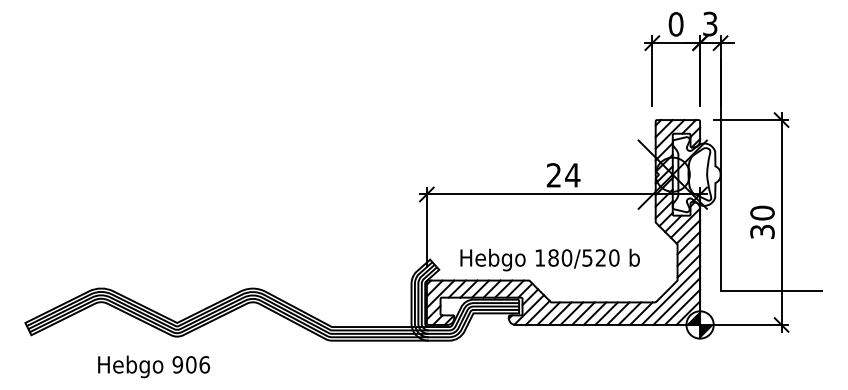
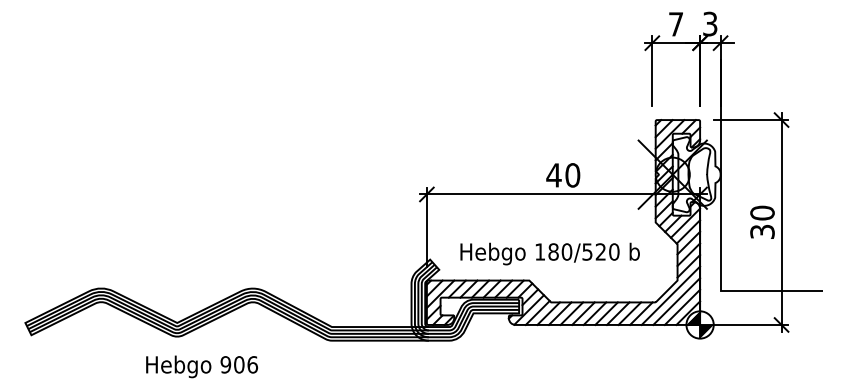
text: 0 -> 7 (675, 24)
text: 24 -> 40 (563, 175)
text position: (549, 259) -> (549, 253) (549, 253)
text position: (153, 366) -> (201, 366) (201, 366)
